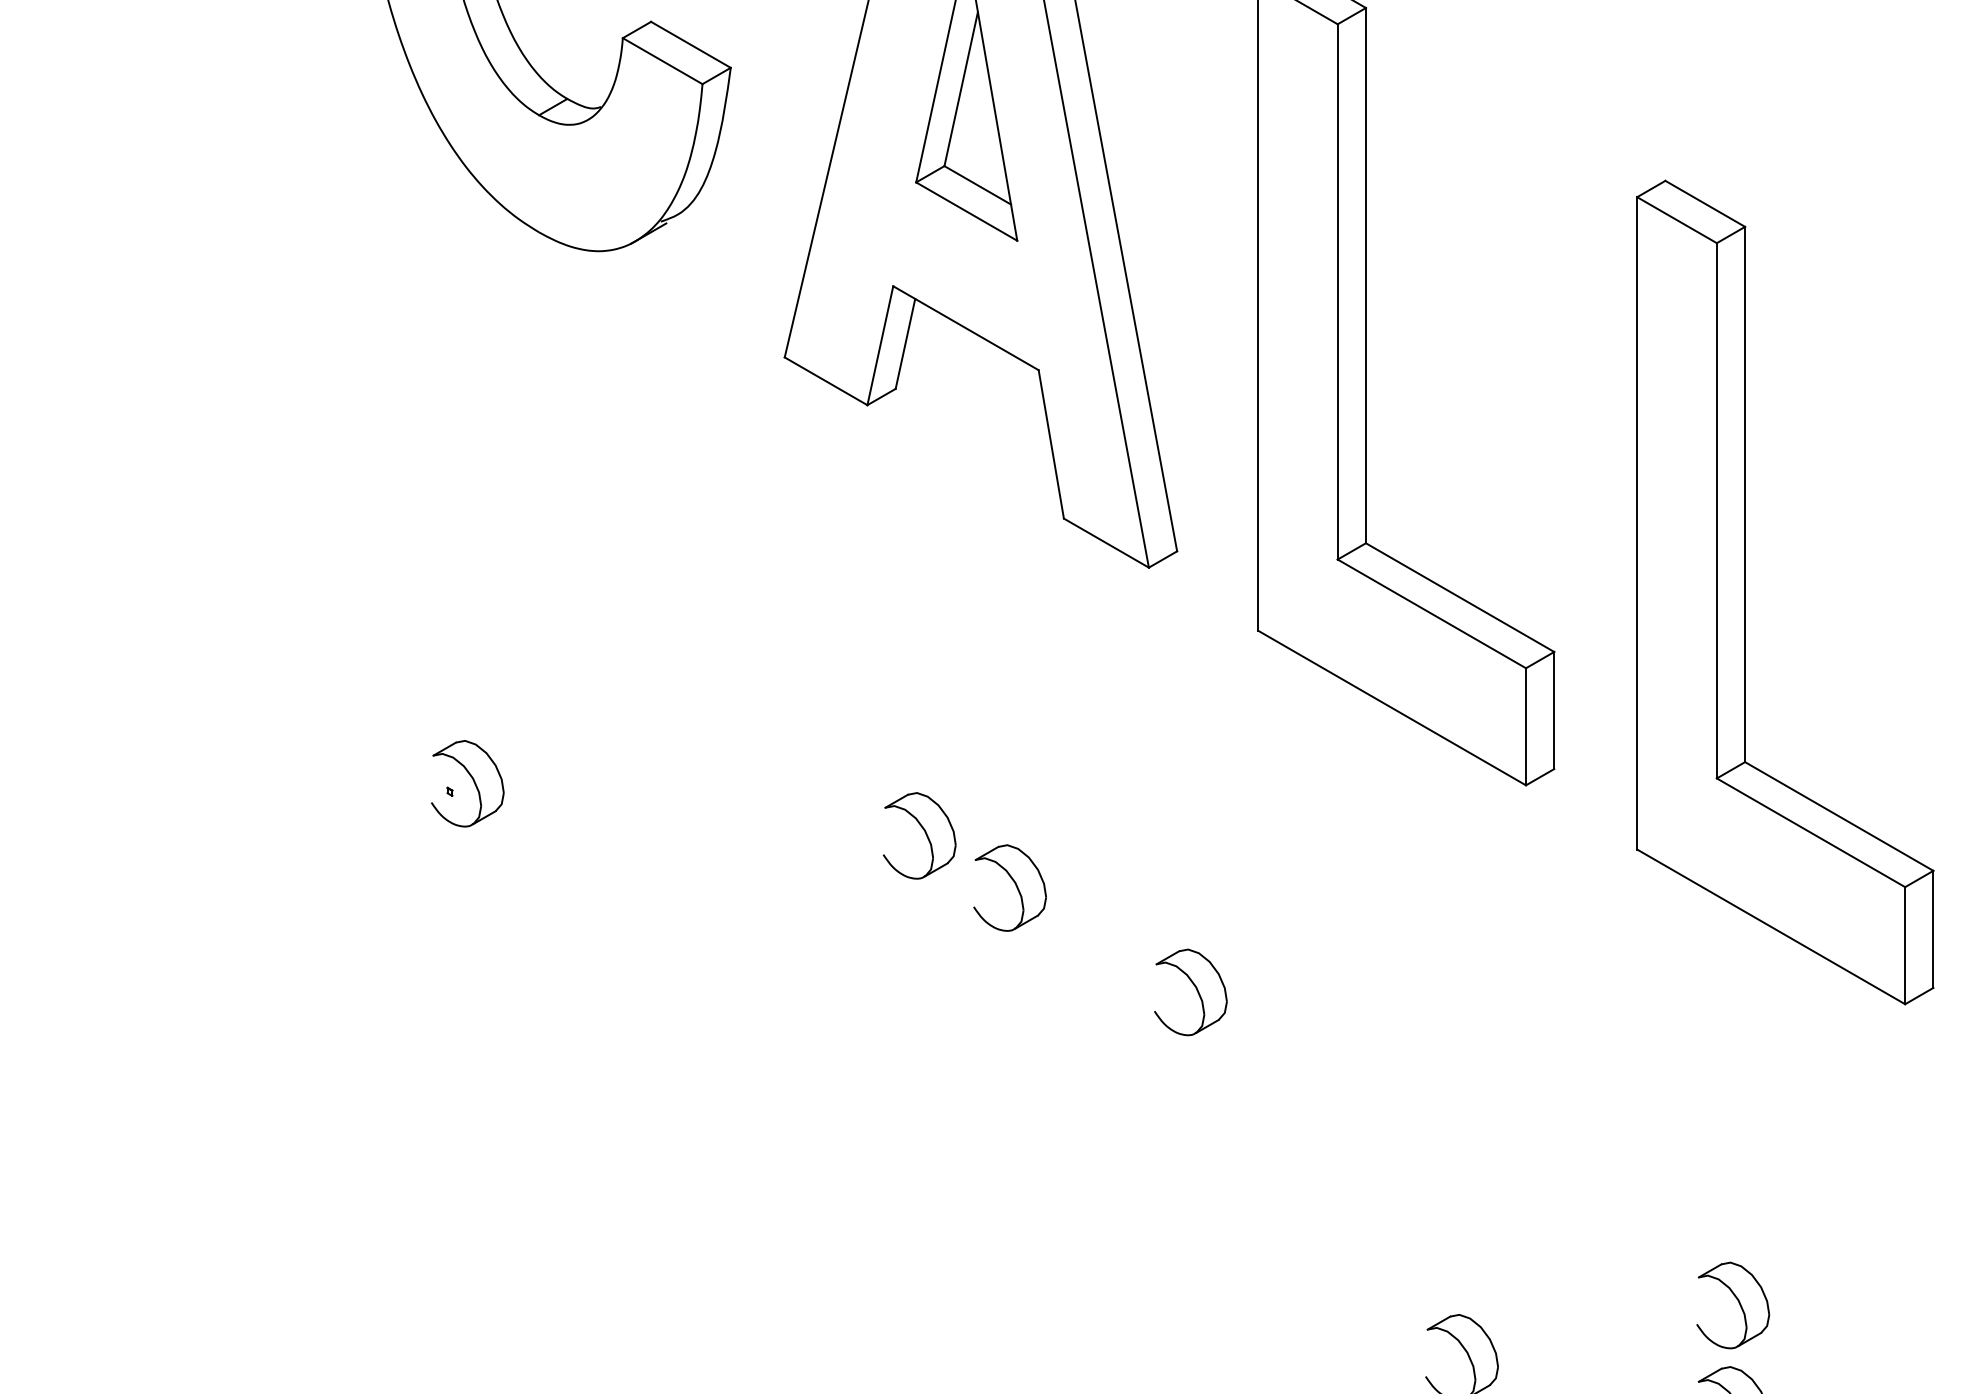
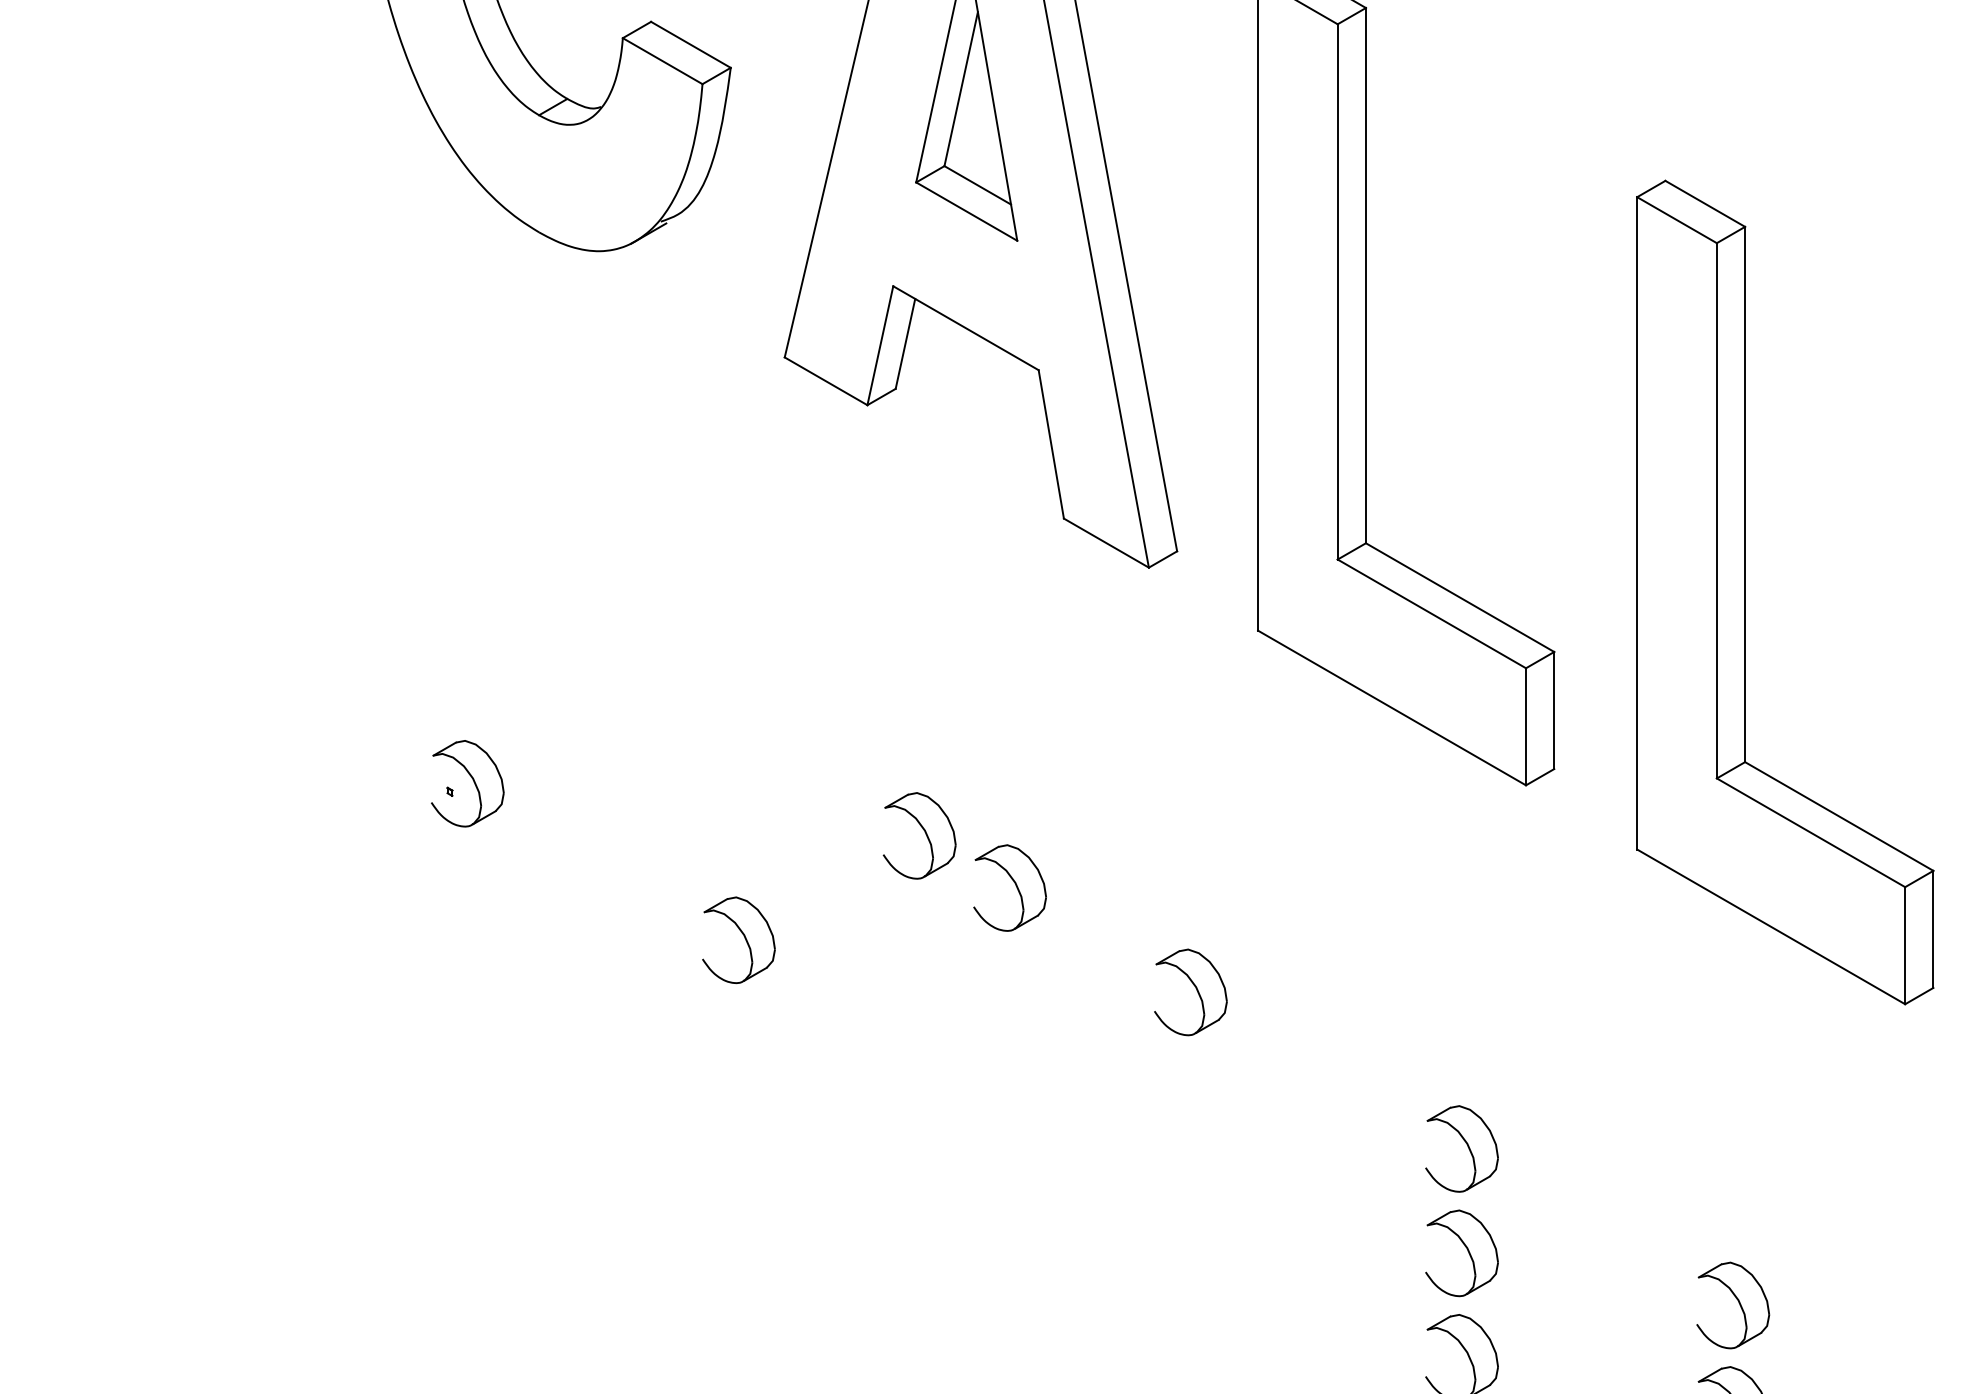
part: none -> present (744, 938)
part: none -> present (1467, 1146)
part: none -> present (1467, 1251)
